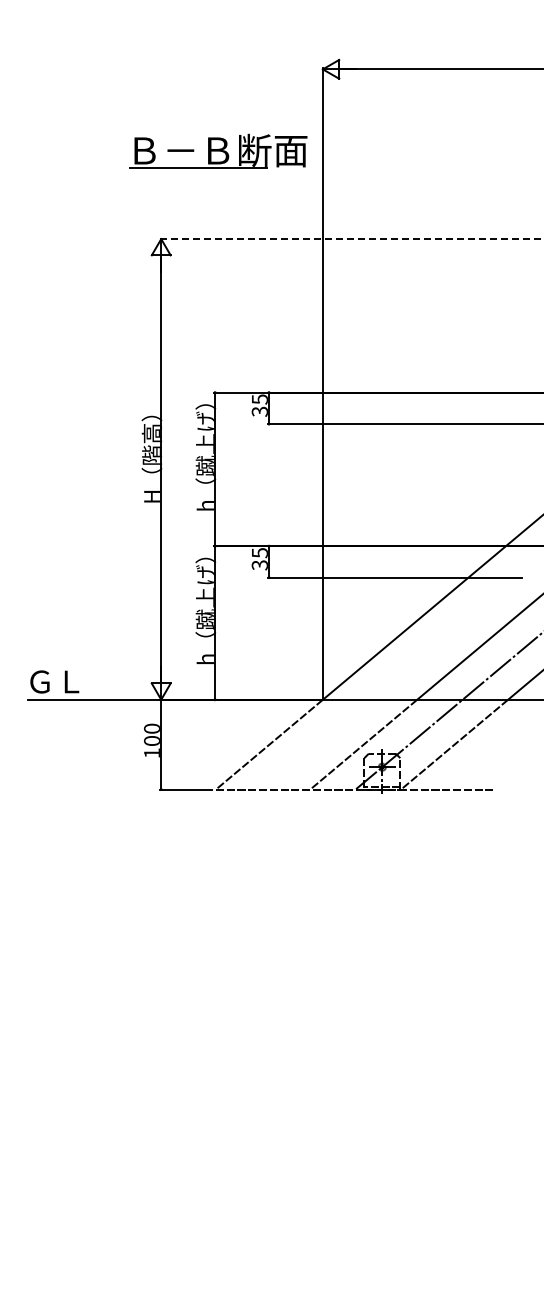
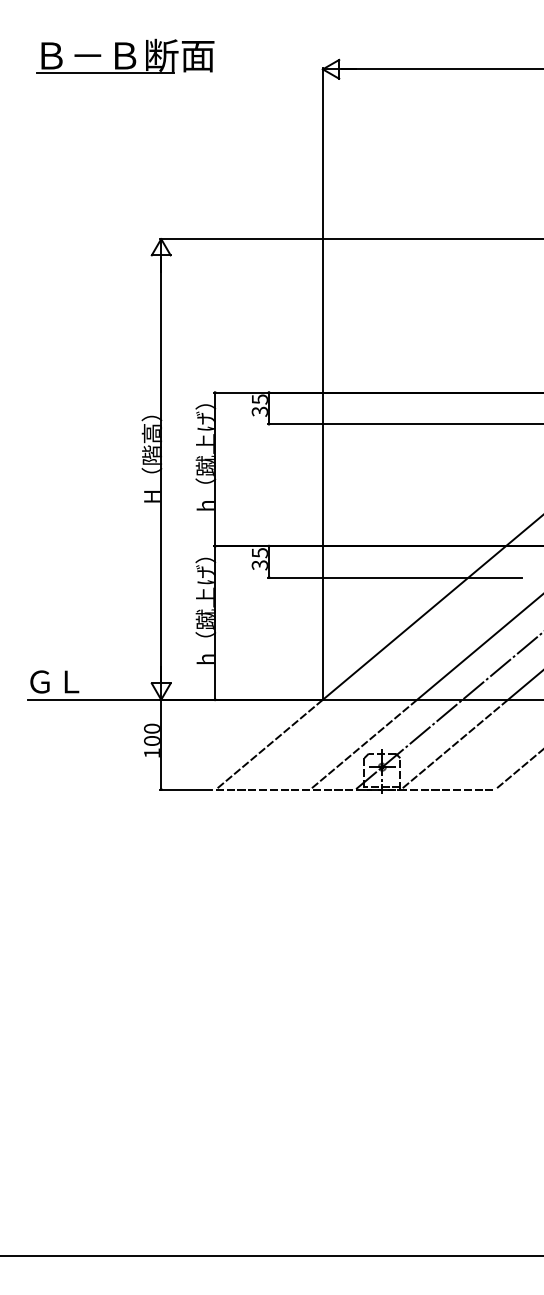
part position: (218, 150) -> (125, 55) (125, 55)
line: dashed -> solid (351, 239)
line: none -> present (517, 770)
line: none -> present (271, 1256)
